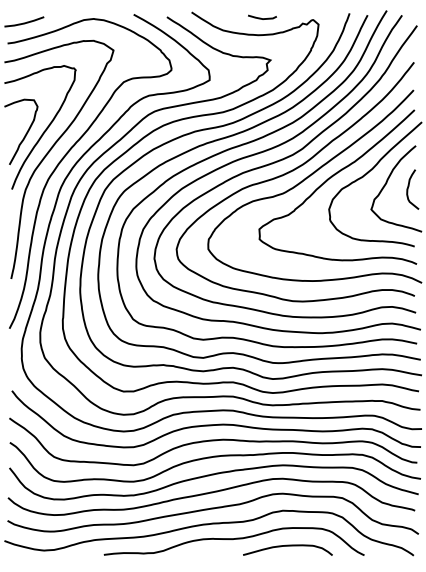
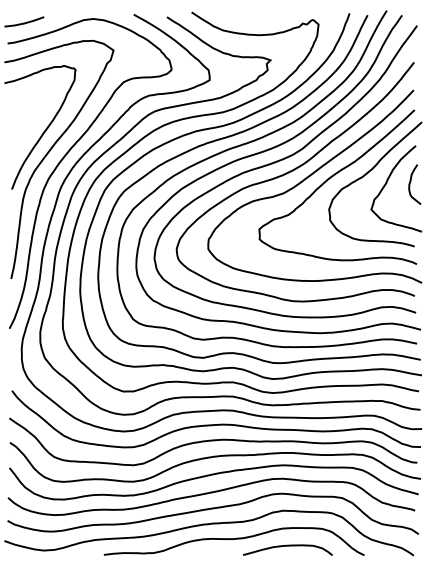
line: present -> none (262, 18)
curve: present -> none (25, 133)
curve position: (408, 189) -> (410, 184) (410, 184)
